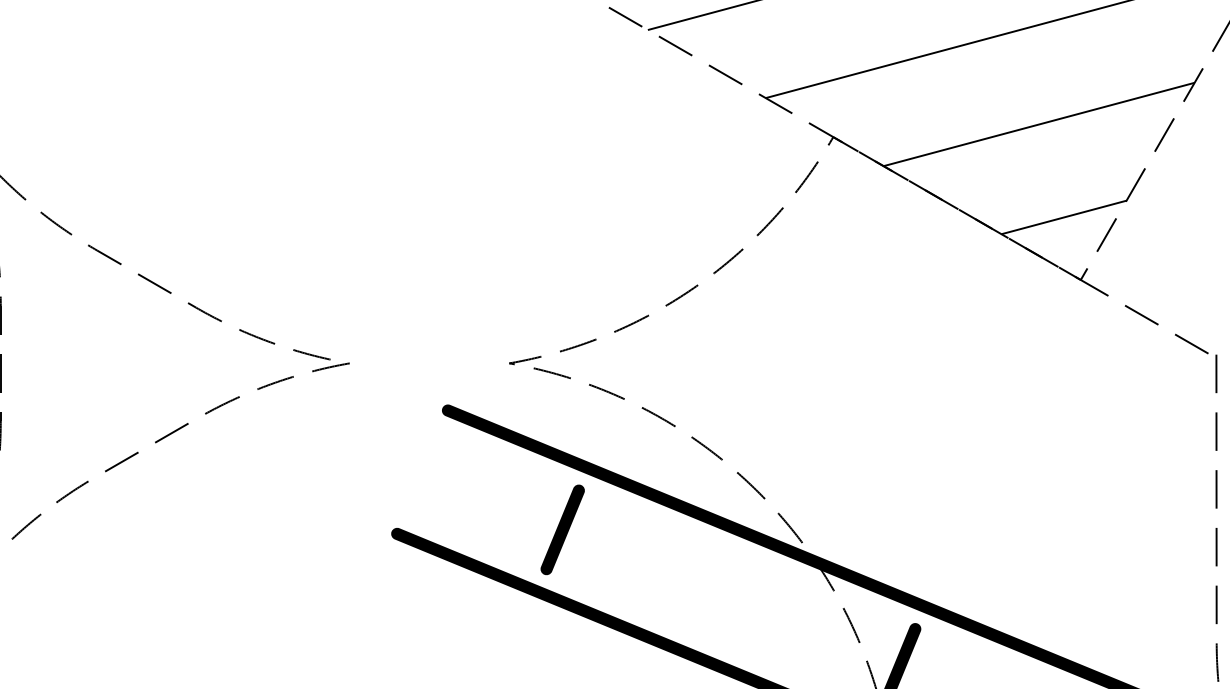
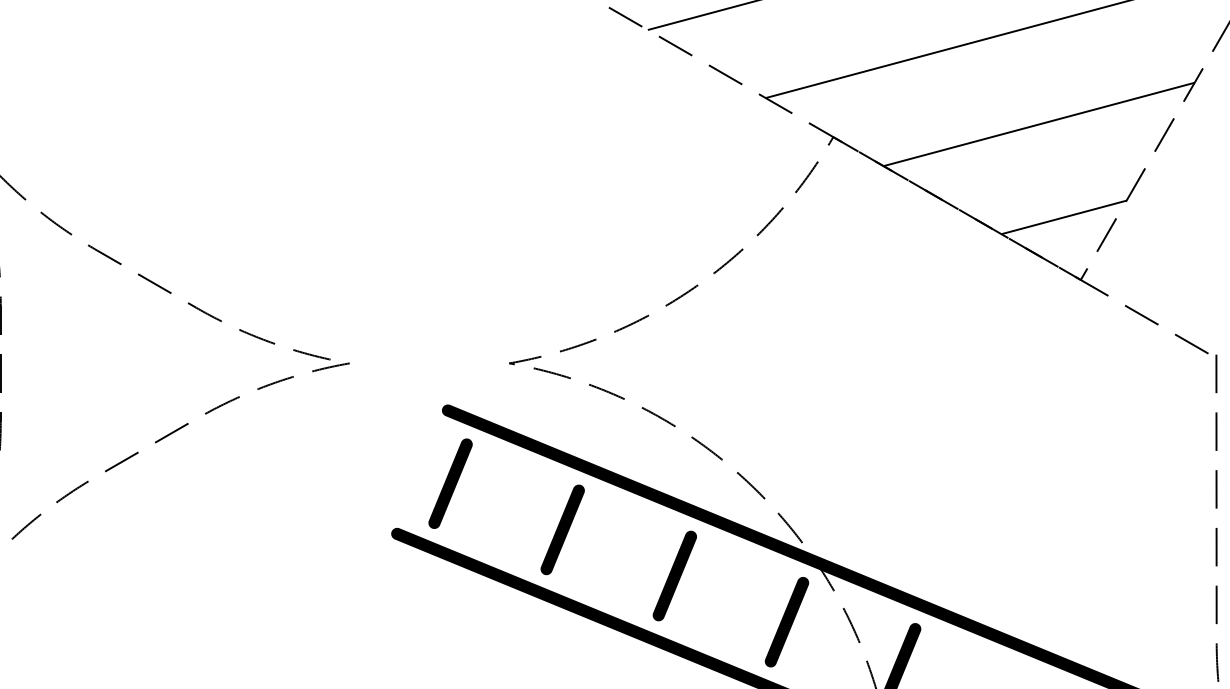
fill: none -> present (450, 483)
fill: none -> present (674, 575)
part: none -> present (786, 622)
